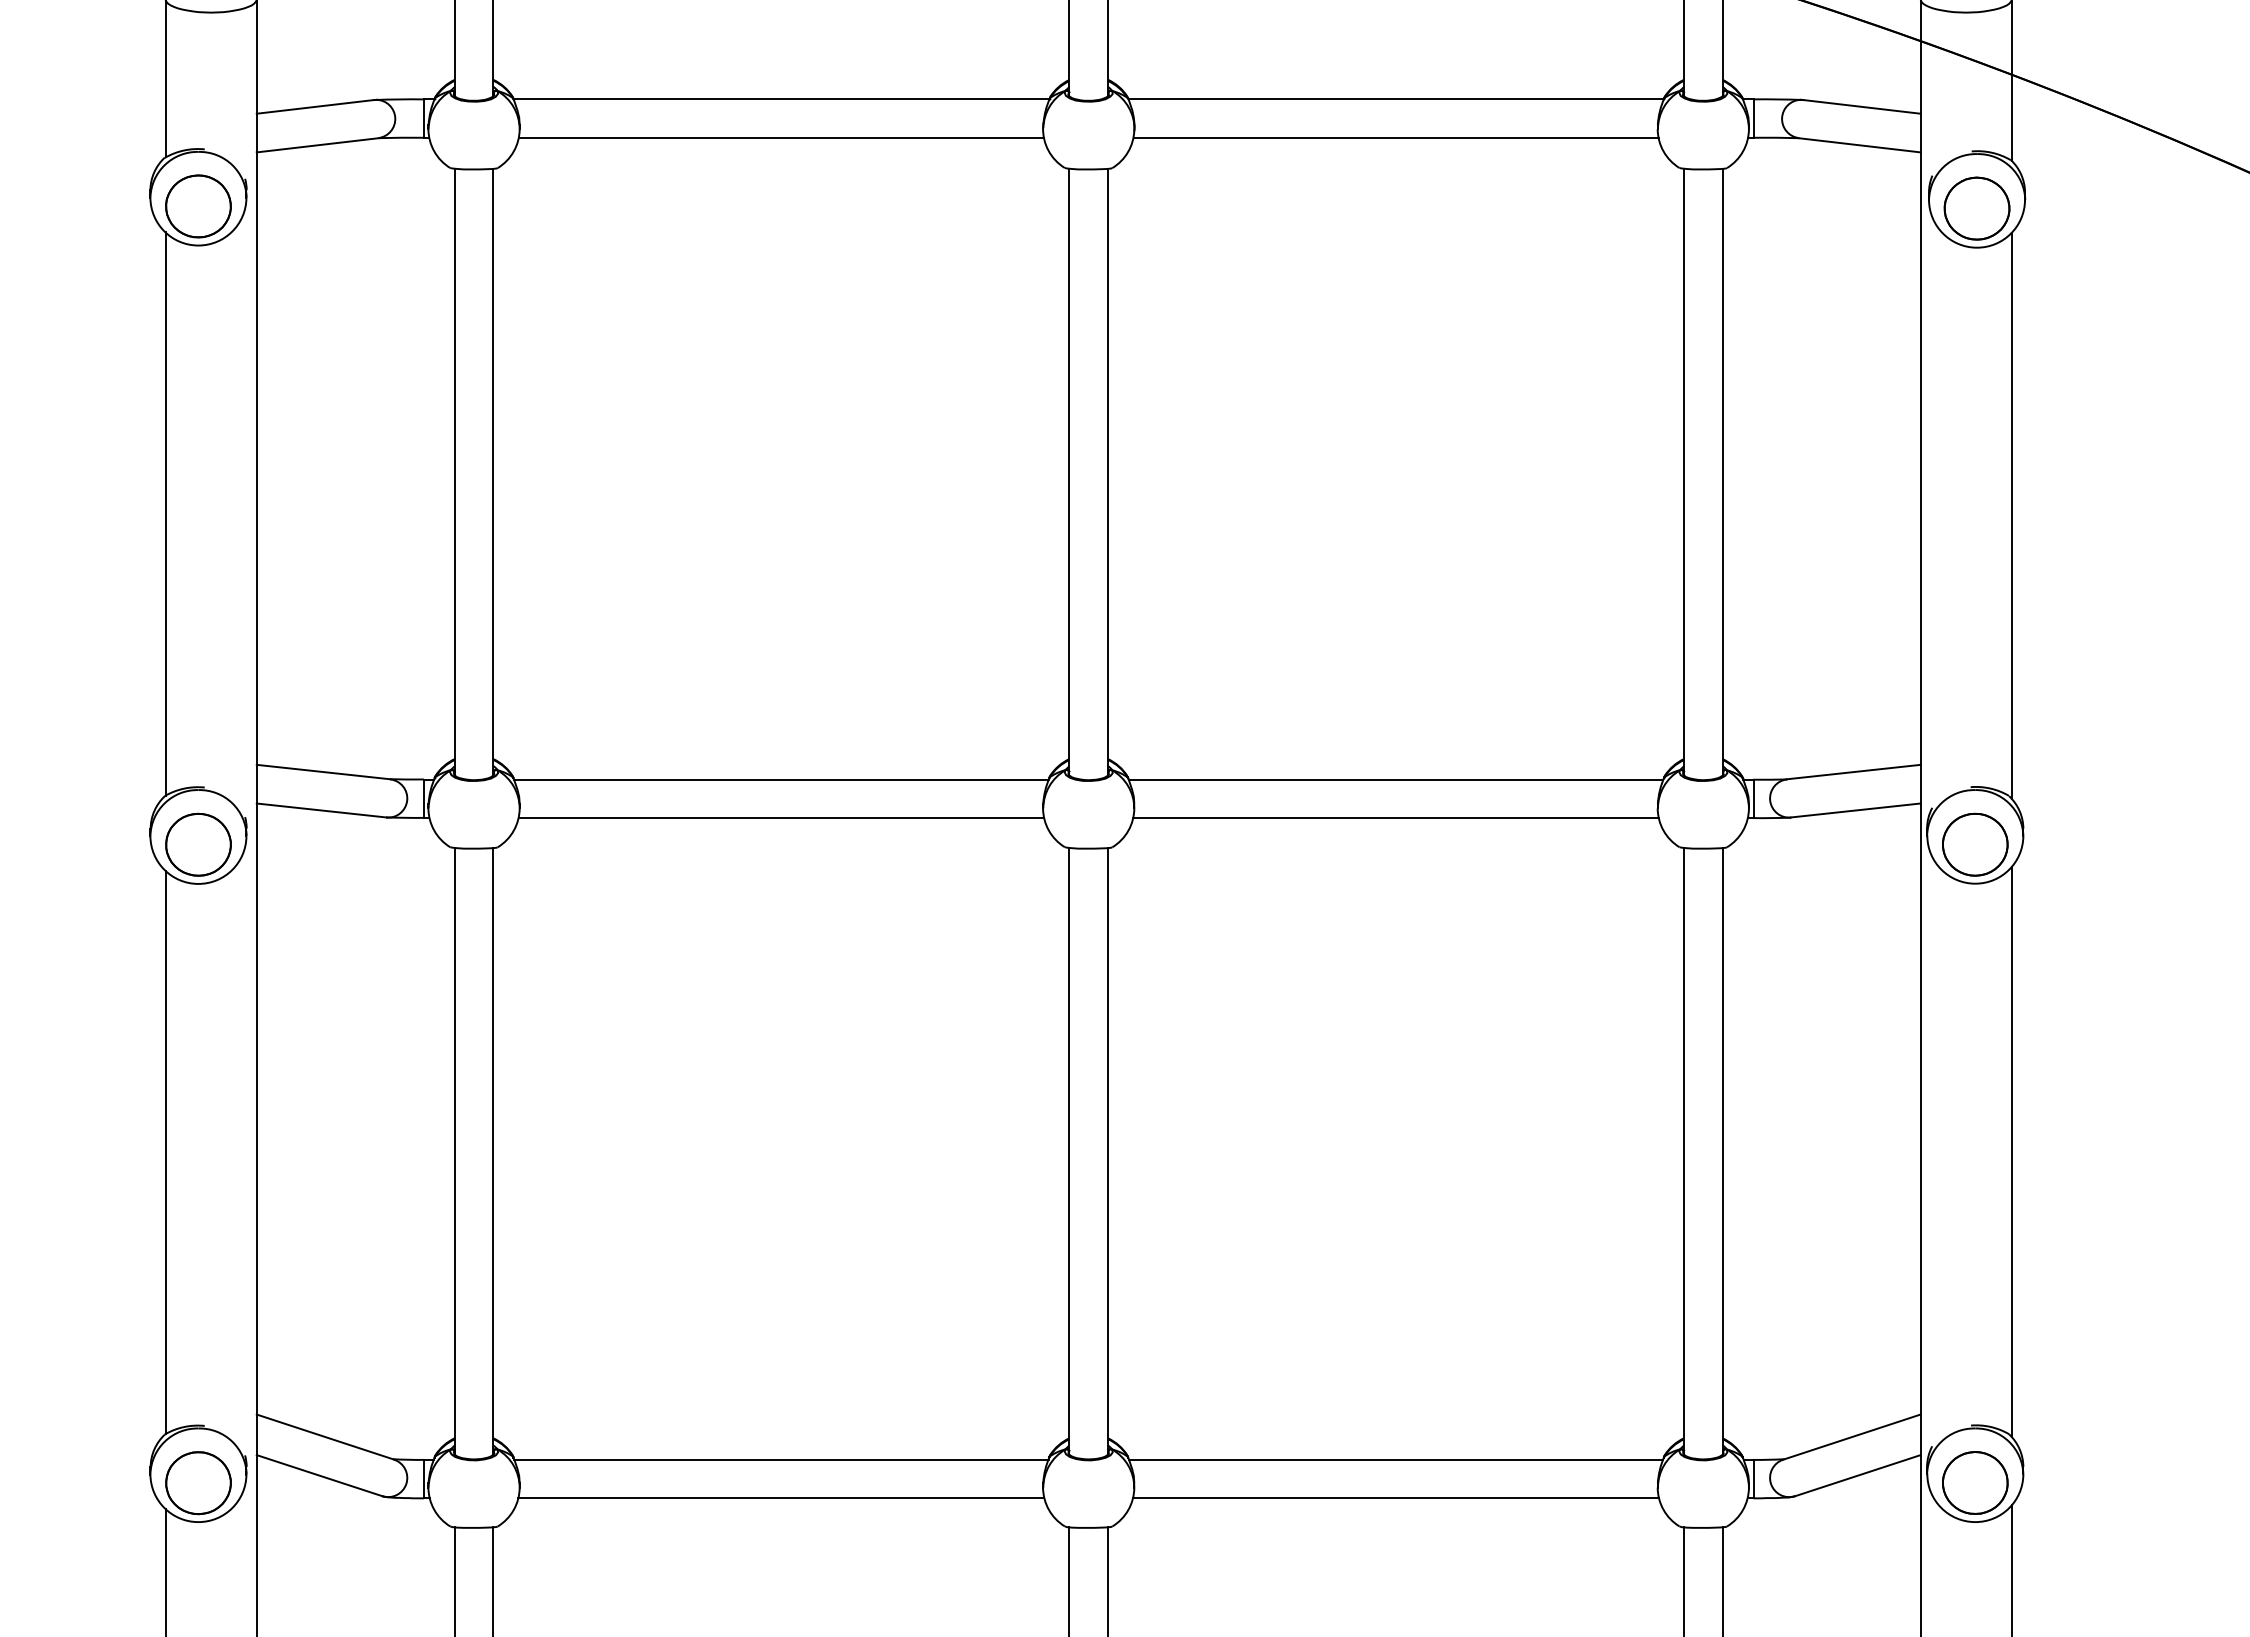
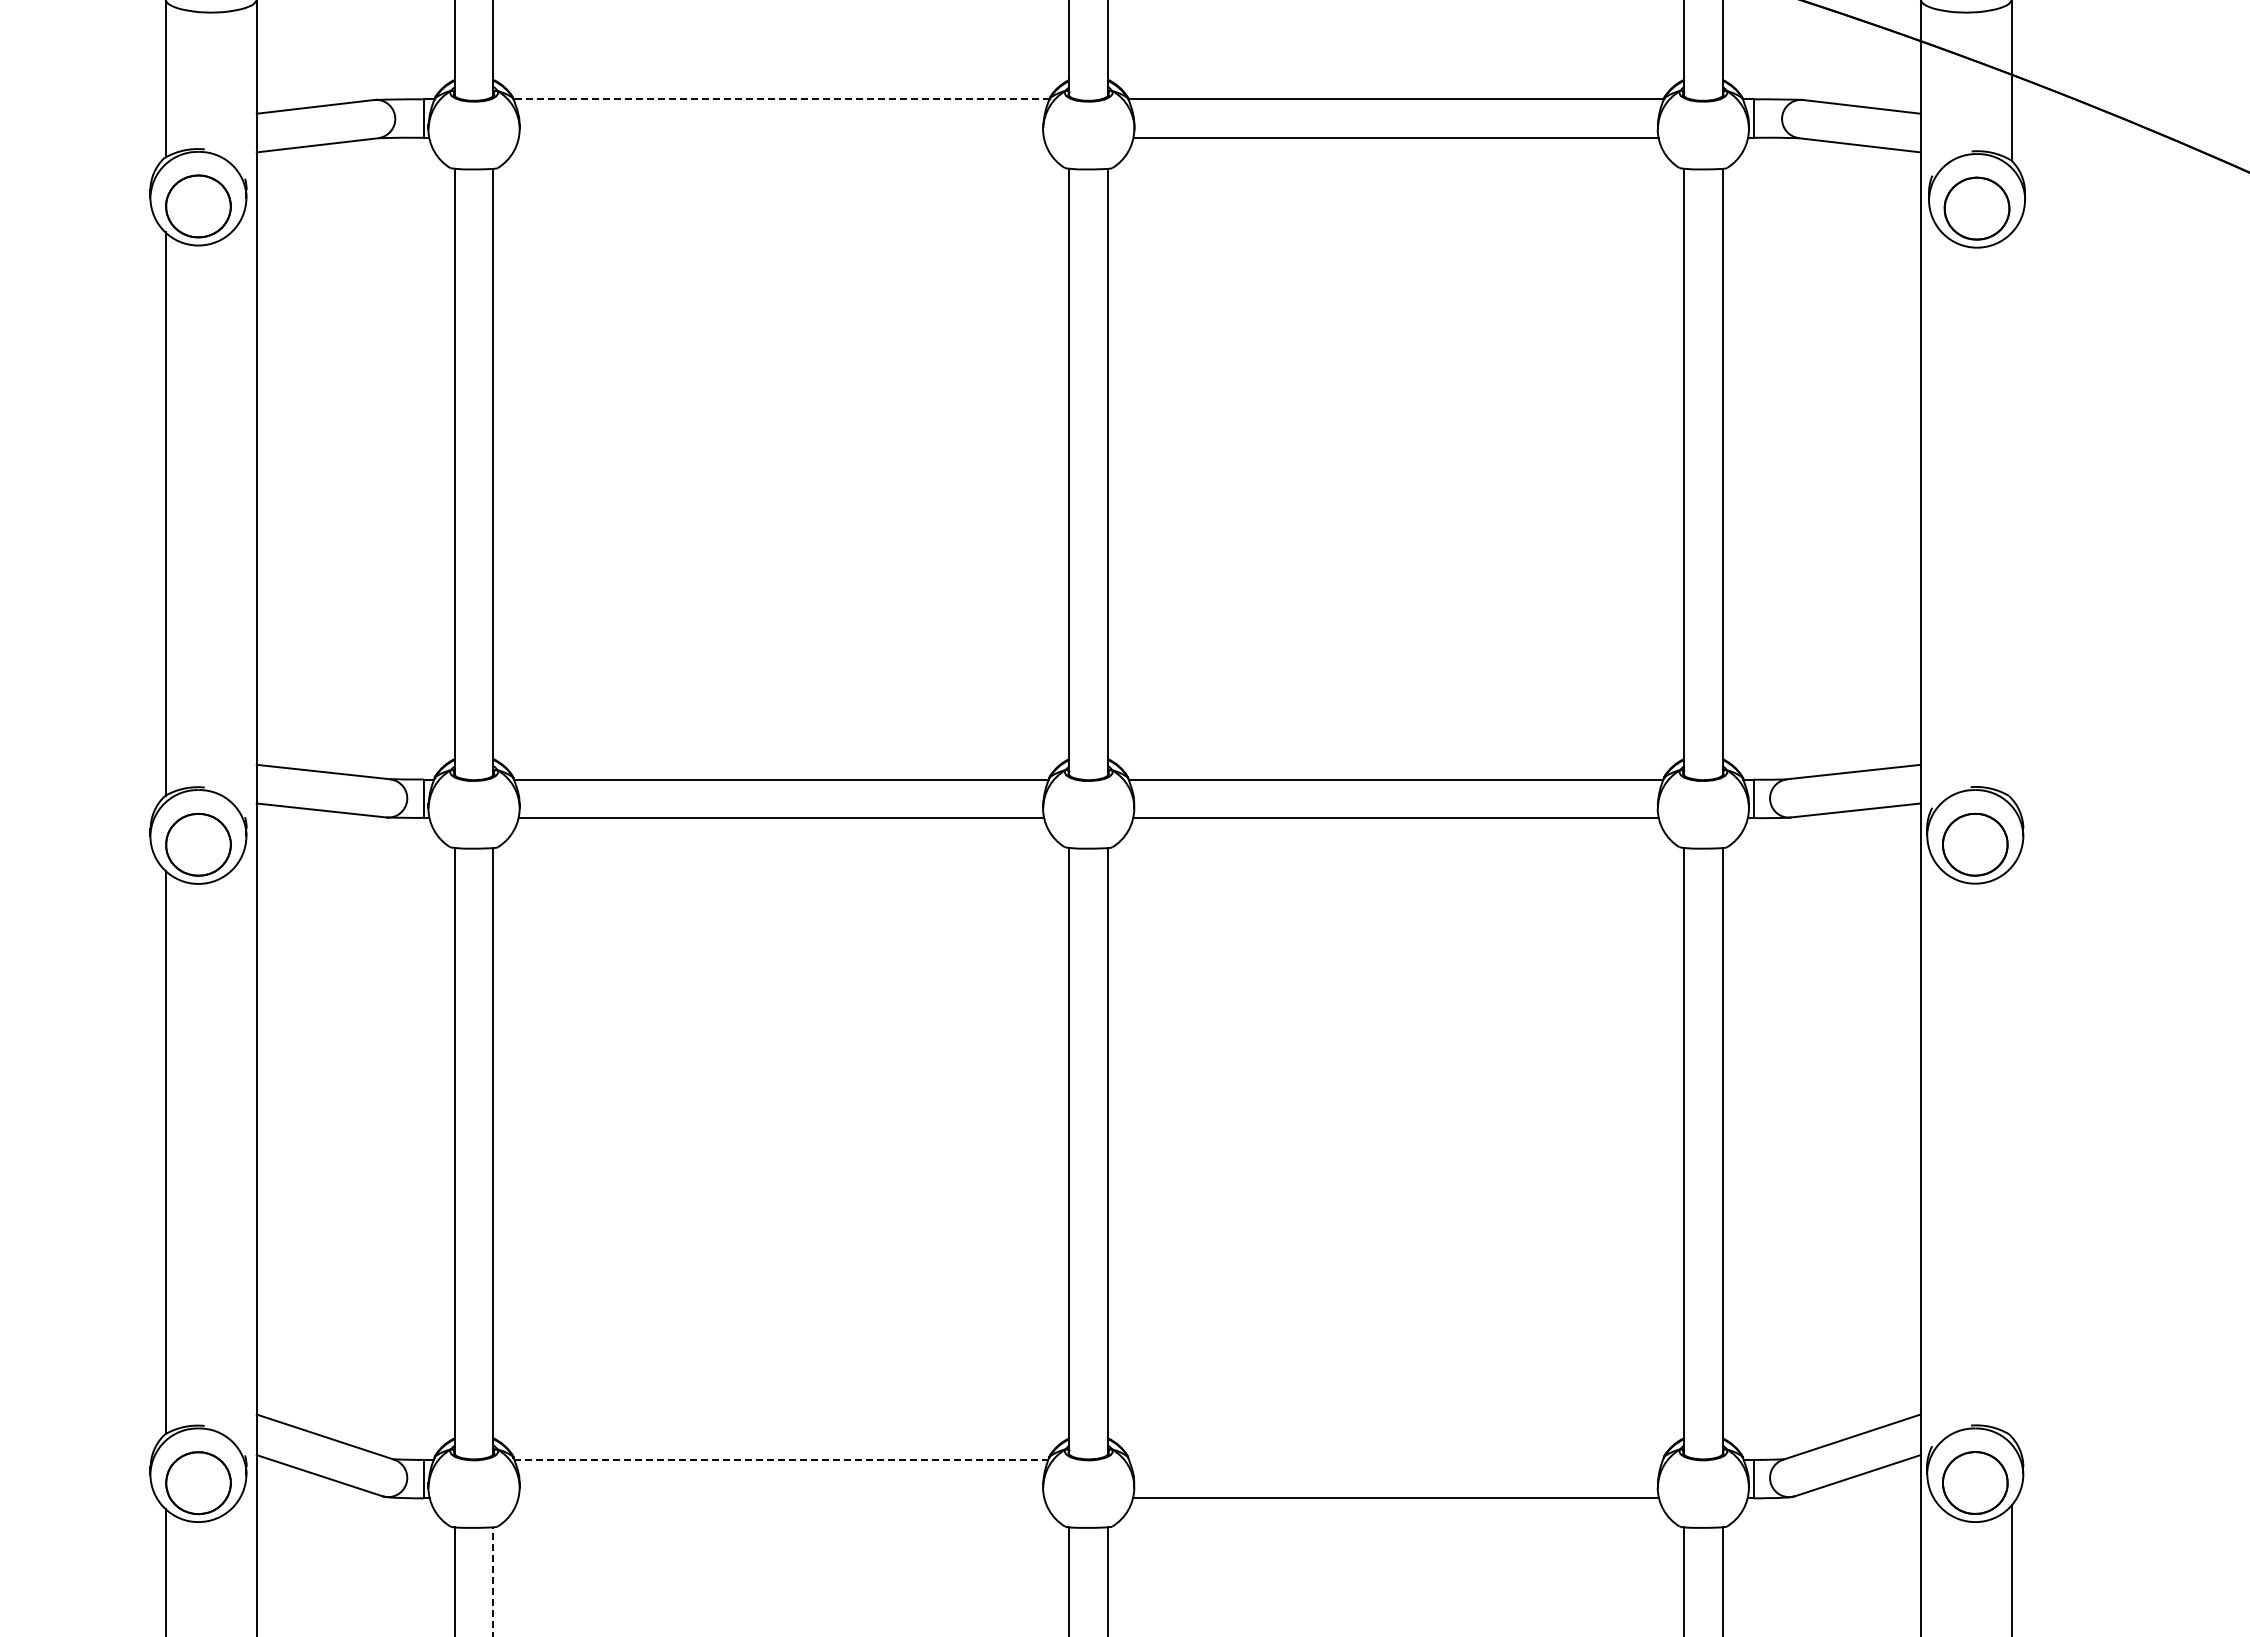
line: solid -> dashed (781, 99)
line: present -> none (781, 137)
line: present -> none (2011, 515)
line: present -> none (2011, 1151)
line: solid -> dashed (780, 1459)
line: present -> none (1396, 1459)
line: present -> none (781, 1498)
line: solid -> dashed (493, 1581)
